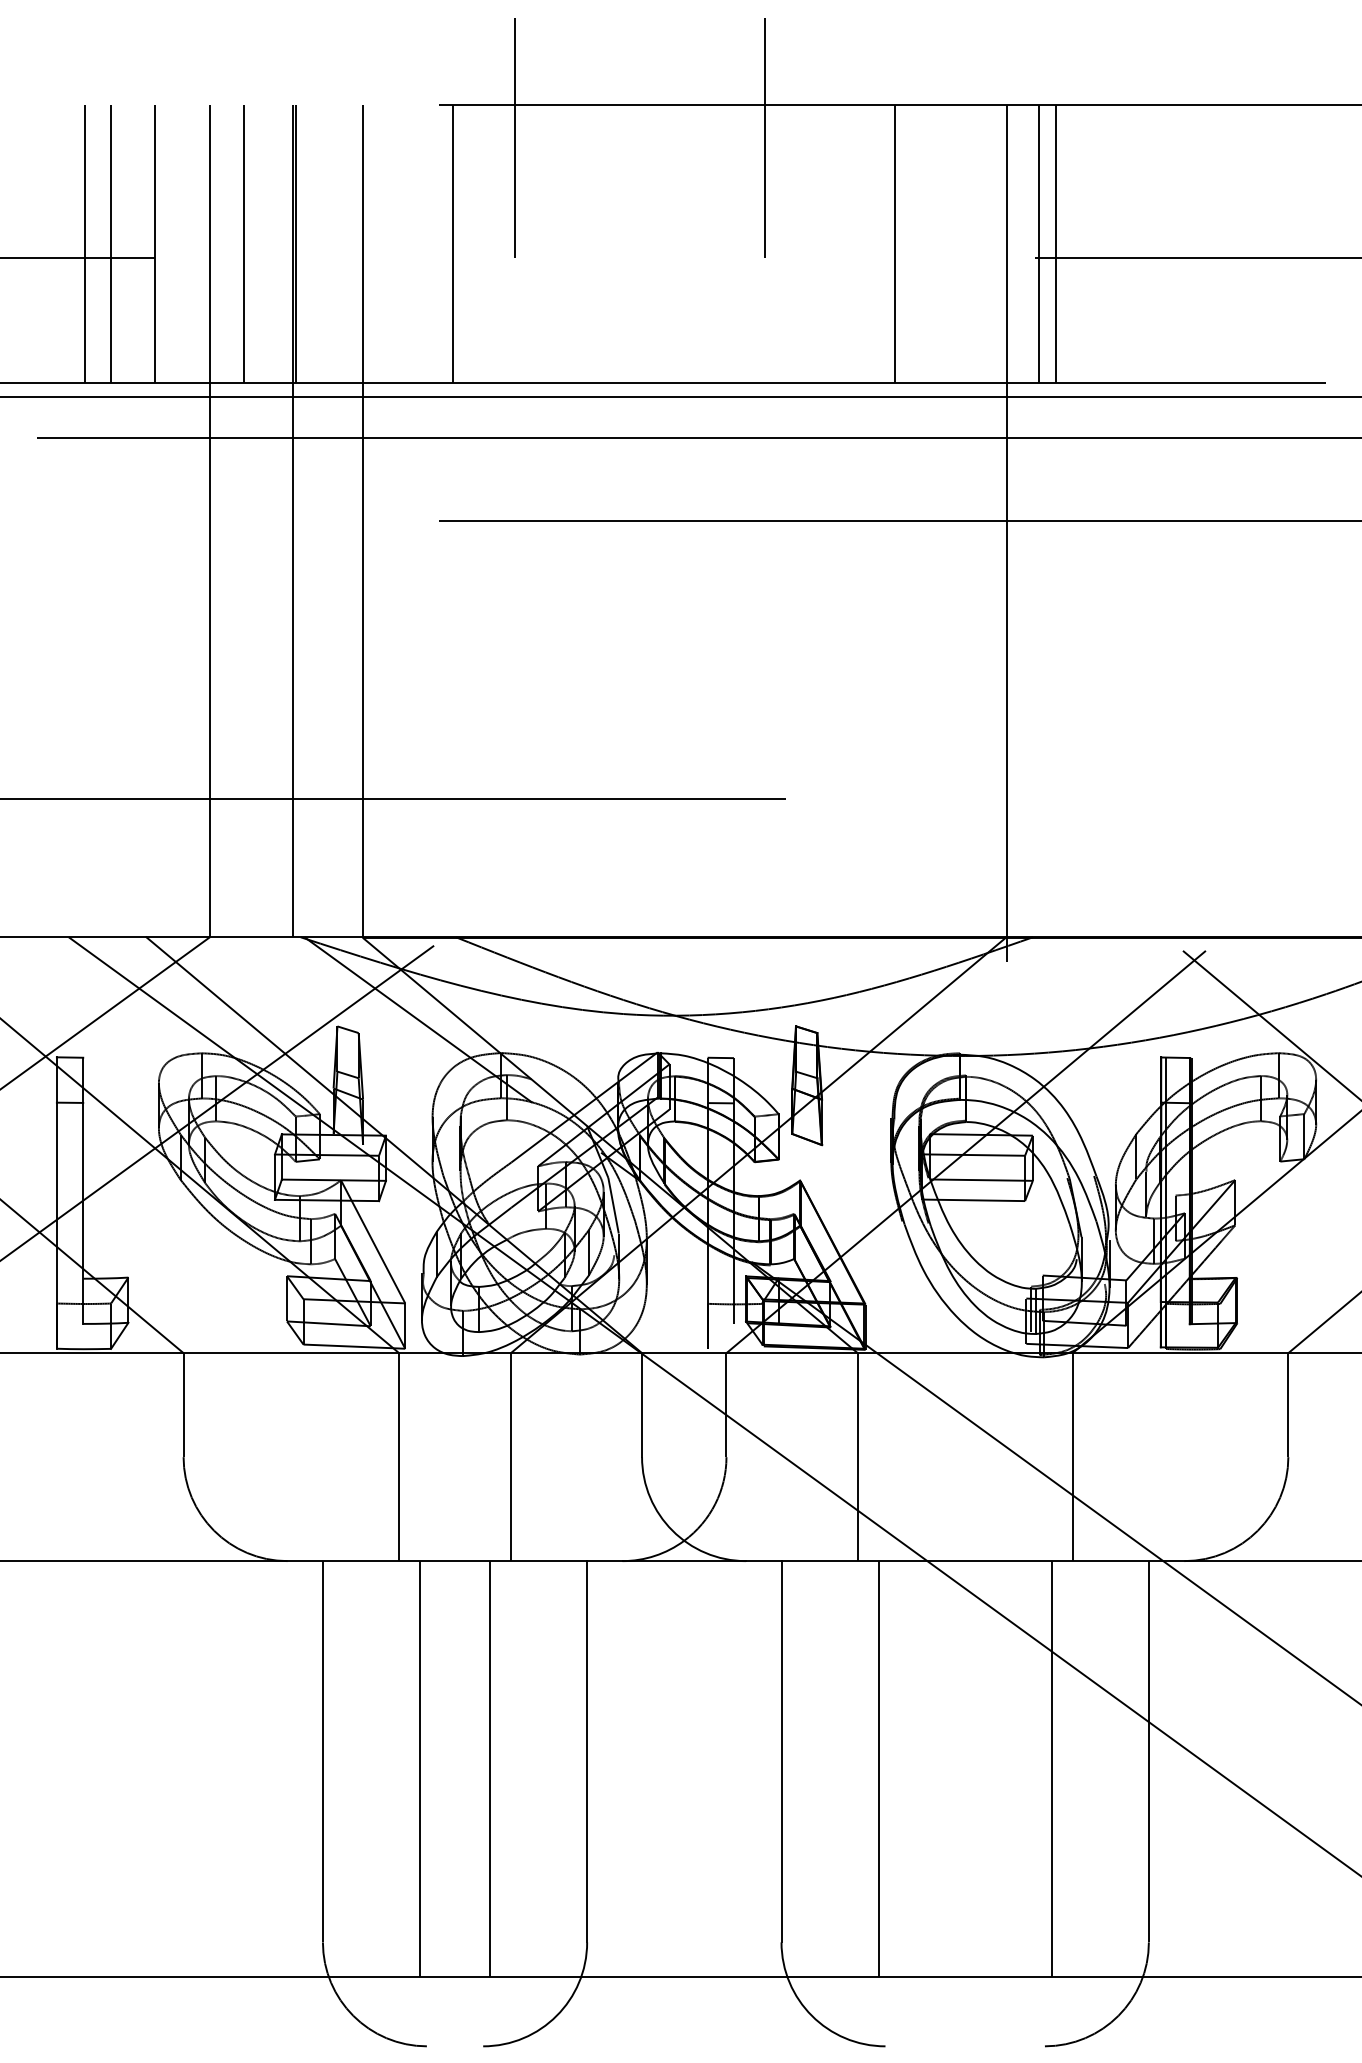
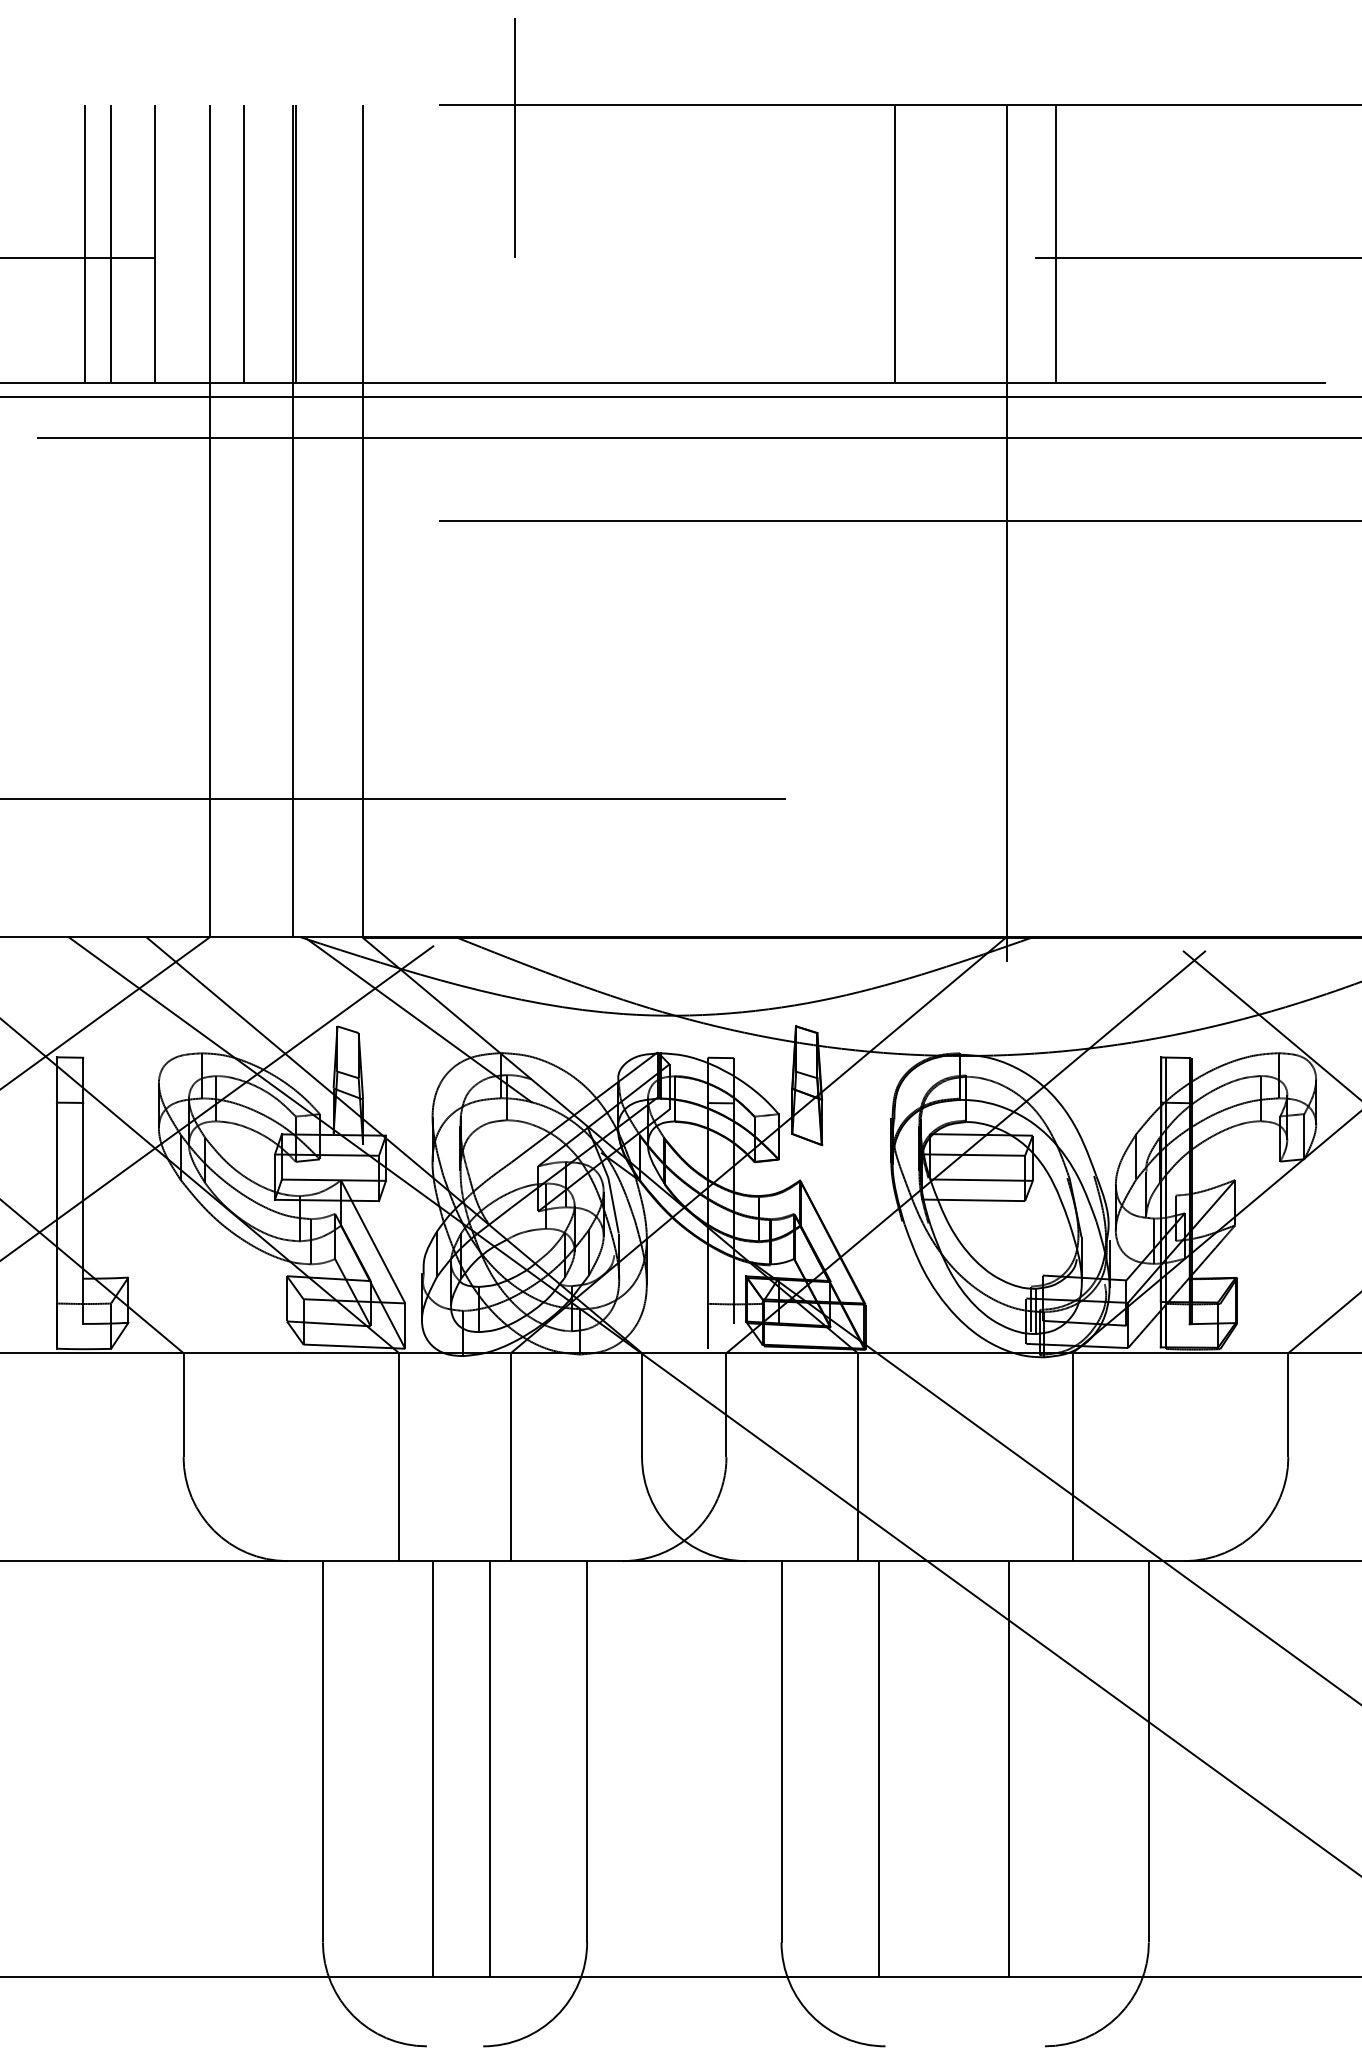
line: present -> none (764, 137)
line: present -> none (453, 243)
line: present -> none (1039, 243)
line position: (419, 1769) -> (432, 1769) (432, 1769)
line position: (1051, 1769) -> (1008, 1769) (1008, 1769)
